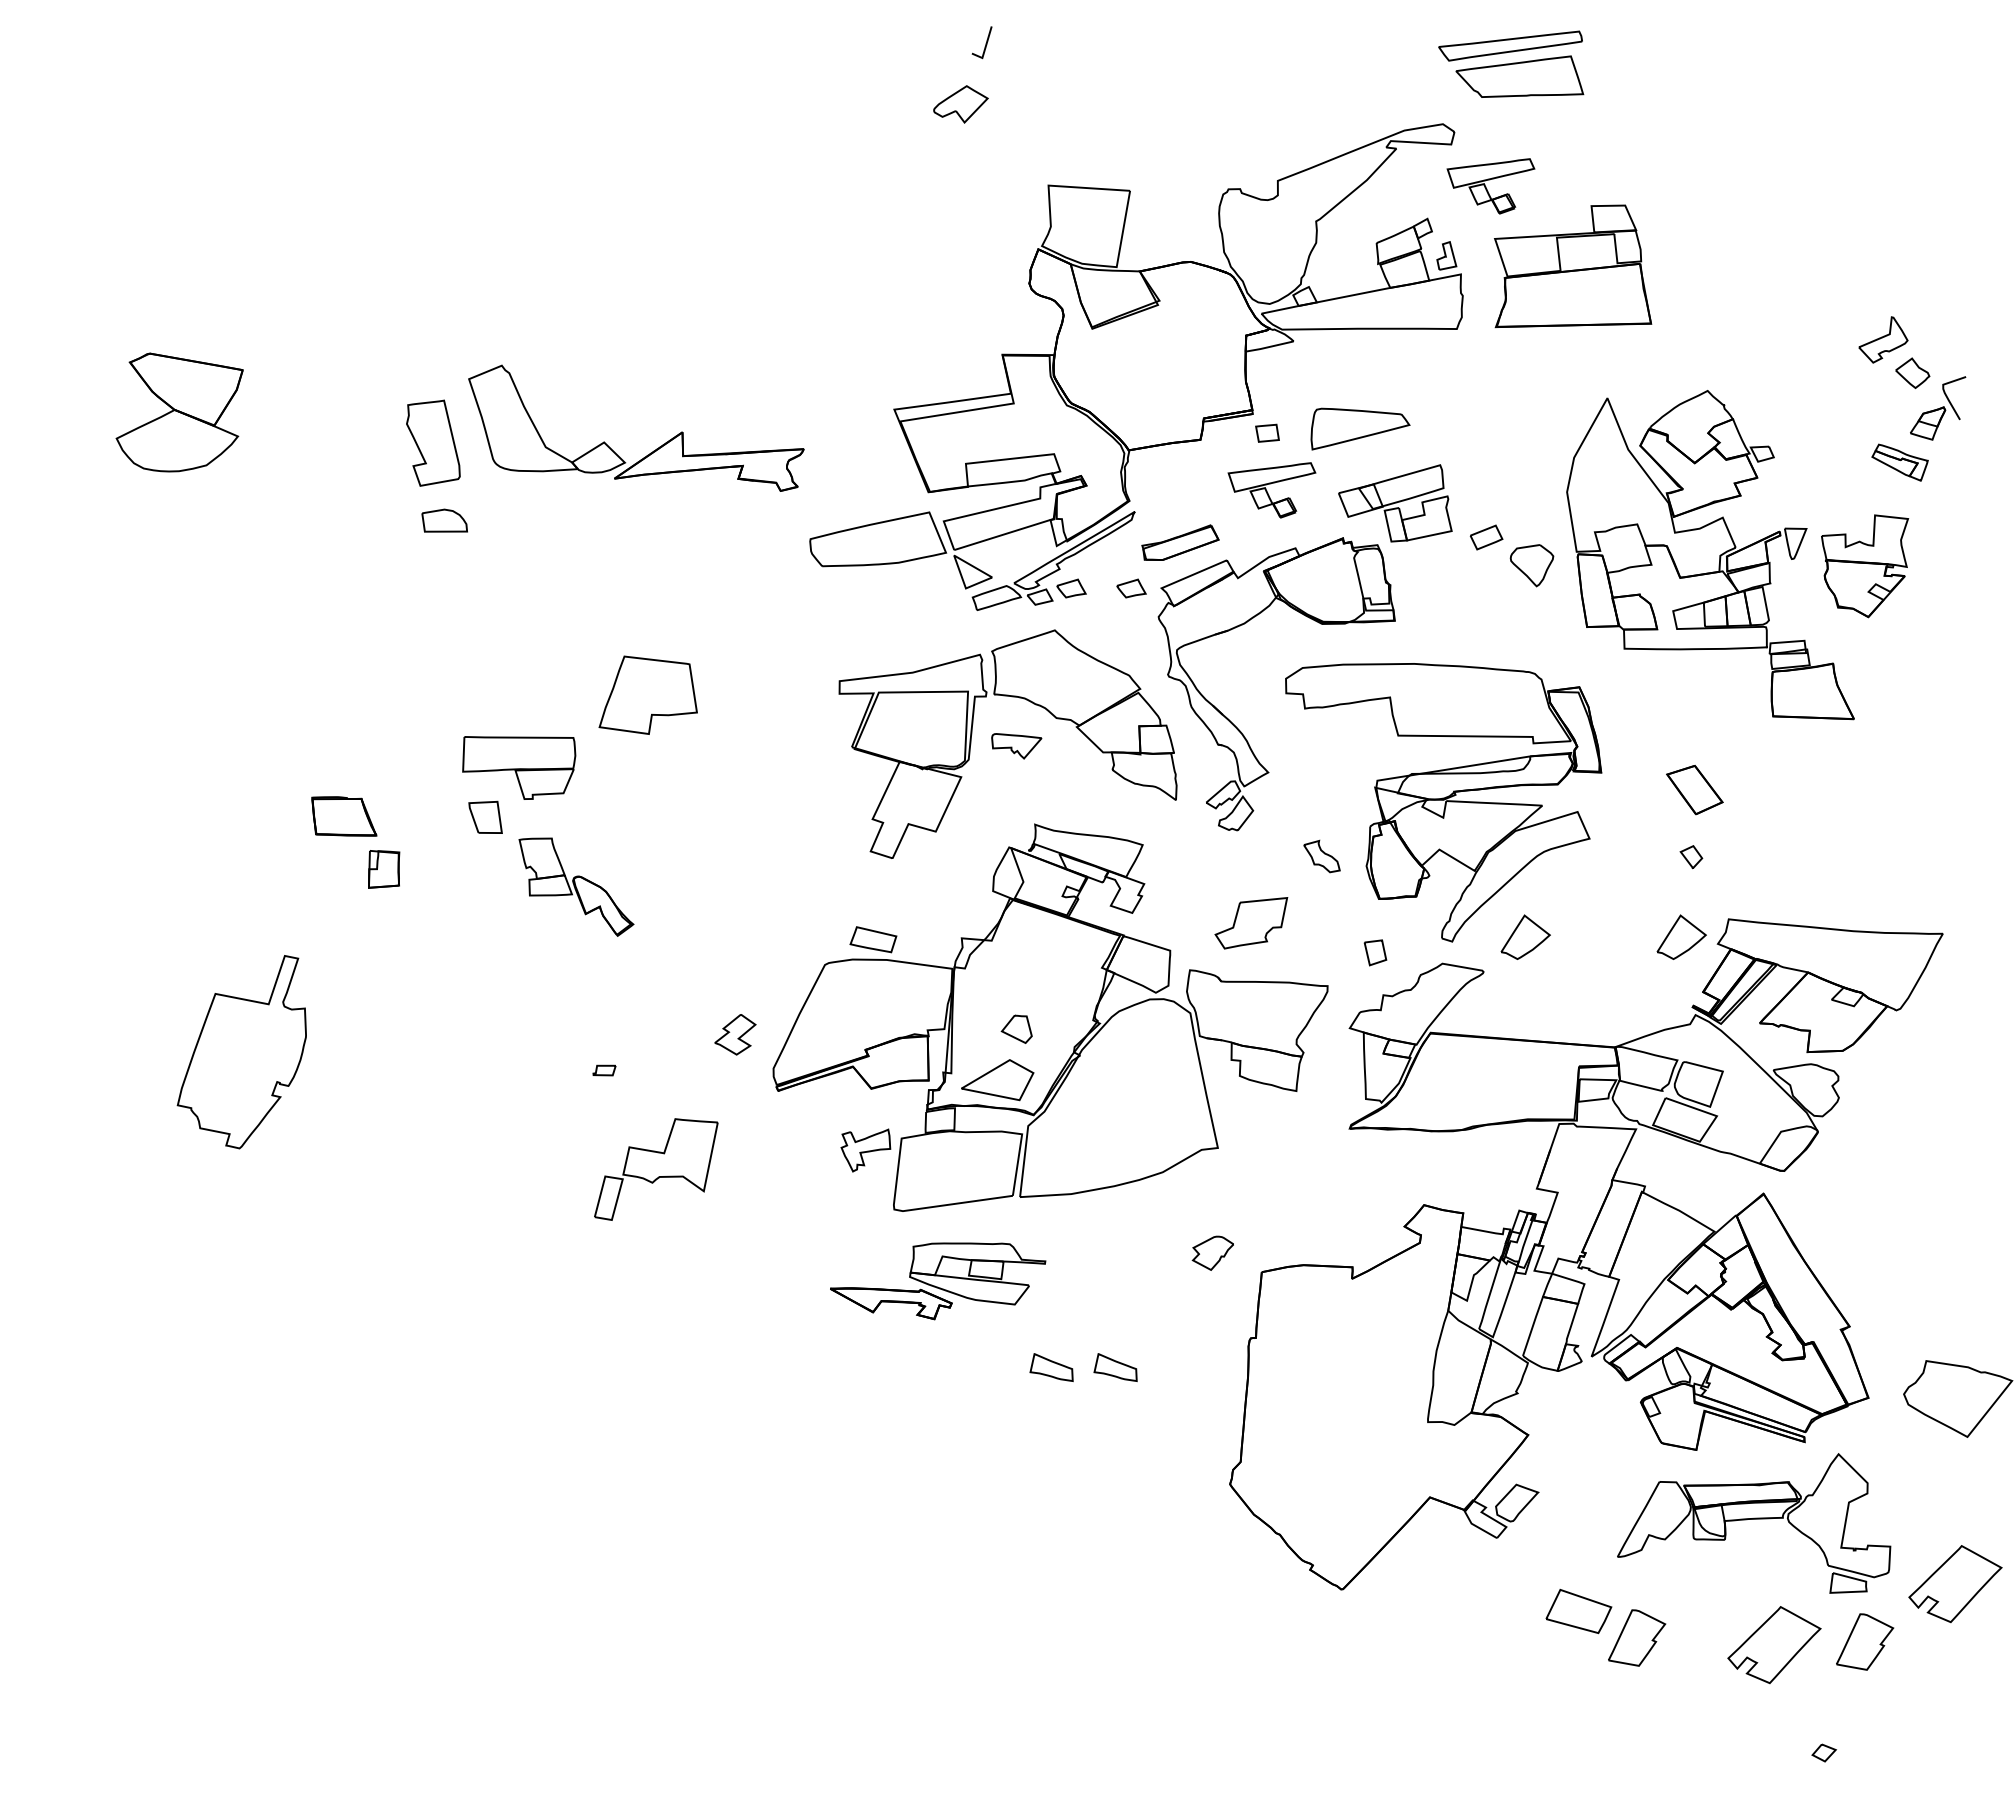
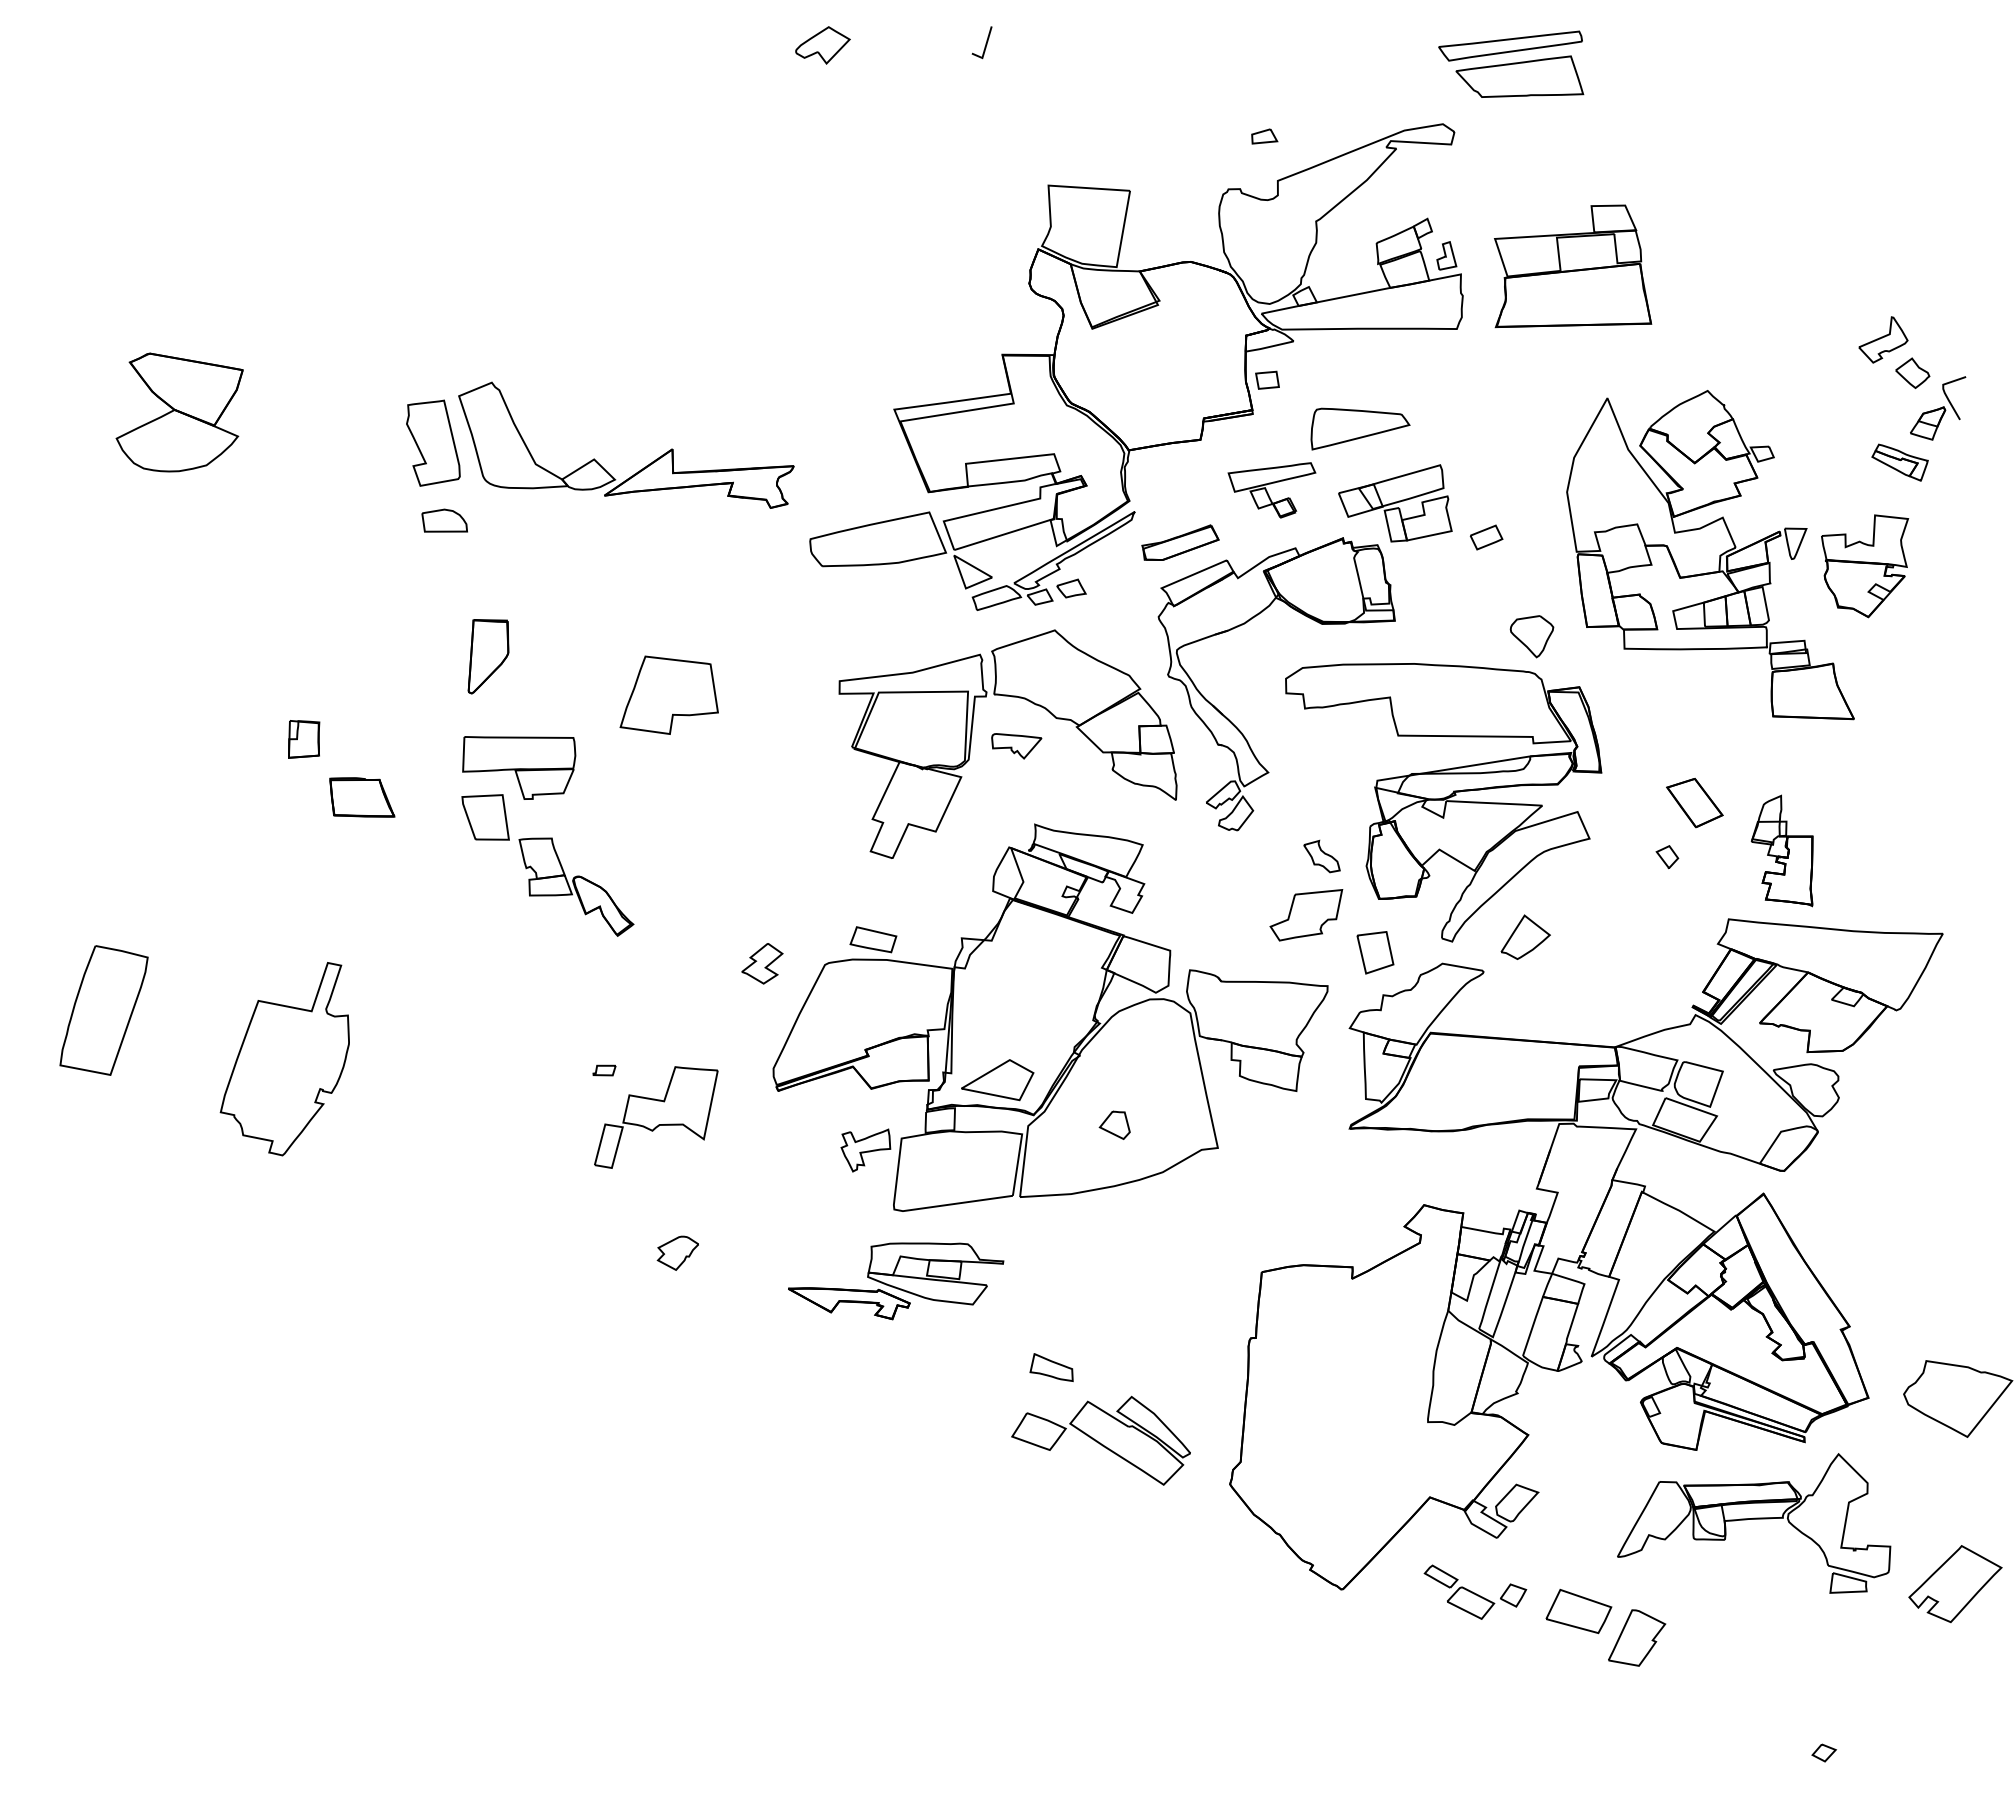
part position: (960, 104) -> (822, 45) (822, 45)
part: none -> present (1264, 136)
part: present -> none (1490, 186)
part position: (1267, 432) -> (1267, 379) (1267, 379)
part position: (653, 450) -> (643, 467) (643, 467)
part position: (1531, 565) -> (1531, 636) (1531, 636)
part: present -> none (1131, 588)
part: none -> present (488, 656)
part position: (647, 694) -> (668, 694) (668, 694)
part position: (1694, 790) -> (1694, 803) (1694, 803)
part position: (344, 816) -> (362, 797) (362, 797)
part size: 35x34 px -> 49x47 px (485, 817)
part: none -> present (1781, 850)
part position: (1691, 857) -> (1667, 857) (1667, 857)
part position: (384, 869) -> (304, 739) (304, 739)
part position: (1251, 923) -> (1306, 915) (1306, 915)
part: present -> none (1681, 936)
part size: 25x28 px -> 39x44 px (1375, 952)
part: none -> present (103, 1010)
part position: (1016, 1028) -> (1114, 1124) (1114, 1124)
part position: (735, 1034) -> (762, 963) (762, 963)
part position: (241, 1052) -> (284, 1059) (284, 1059)
part position: (656, 1169) -> (656, 1117) (656, 1117)
part position: (1212, 1252) -> (677, 1252) (677, 1252)
part position: (938, 1281) -> (896, 1281) (896, 1281)
part: present -> none (1115, 1367)
part: none -> present (1100, 1440)
part: none -> present (1475, 1591)
part: present -> none (1865, 1641)
part: present -> none (1774, 1645)
